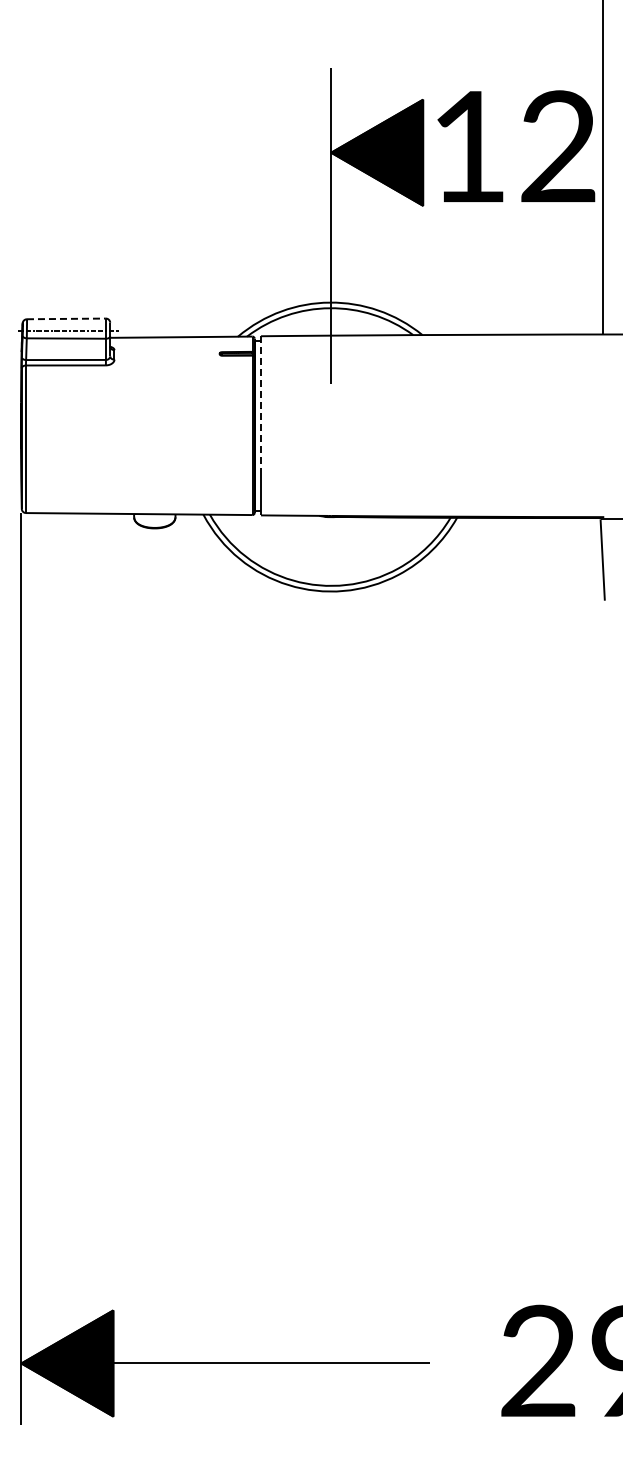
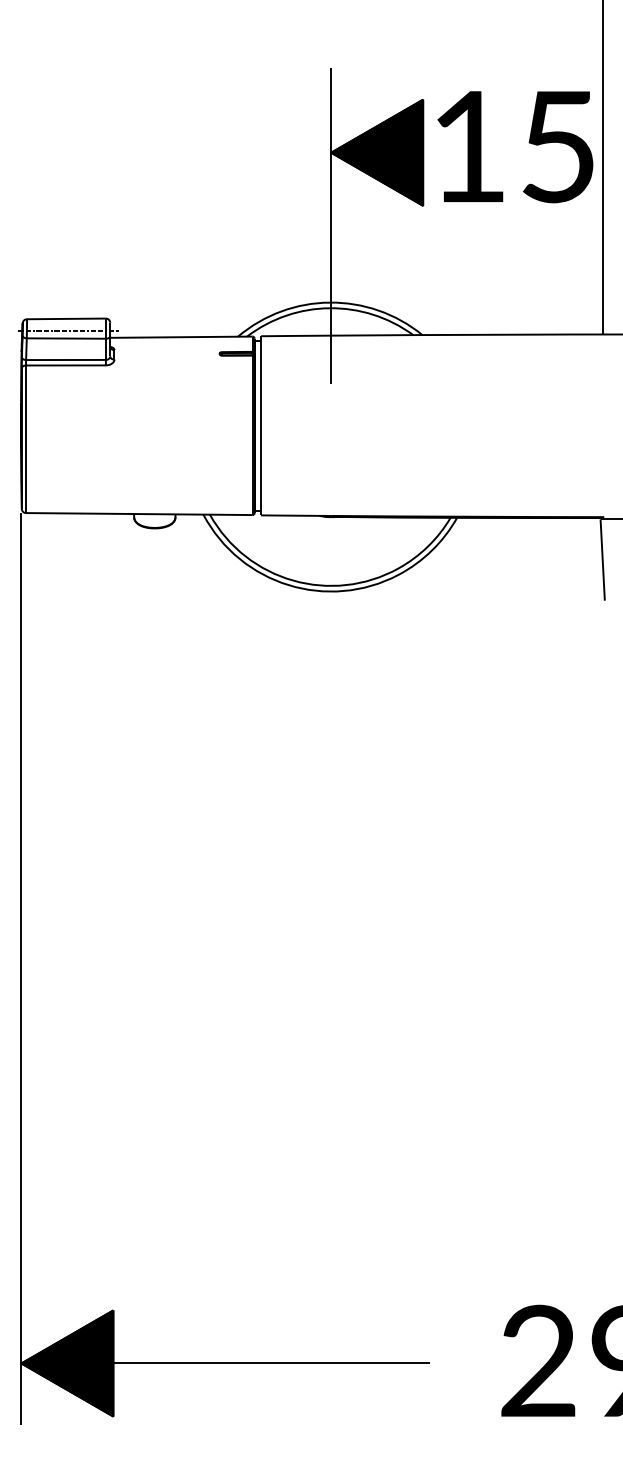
text: 12 -> 15 (558, 146)
line: dashed -> solid (66, 318)
line: dashed -> solid (261, 403)
